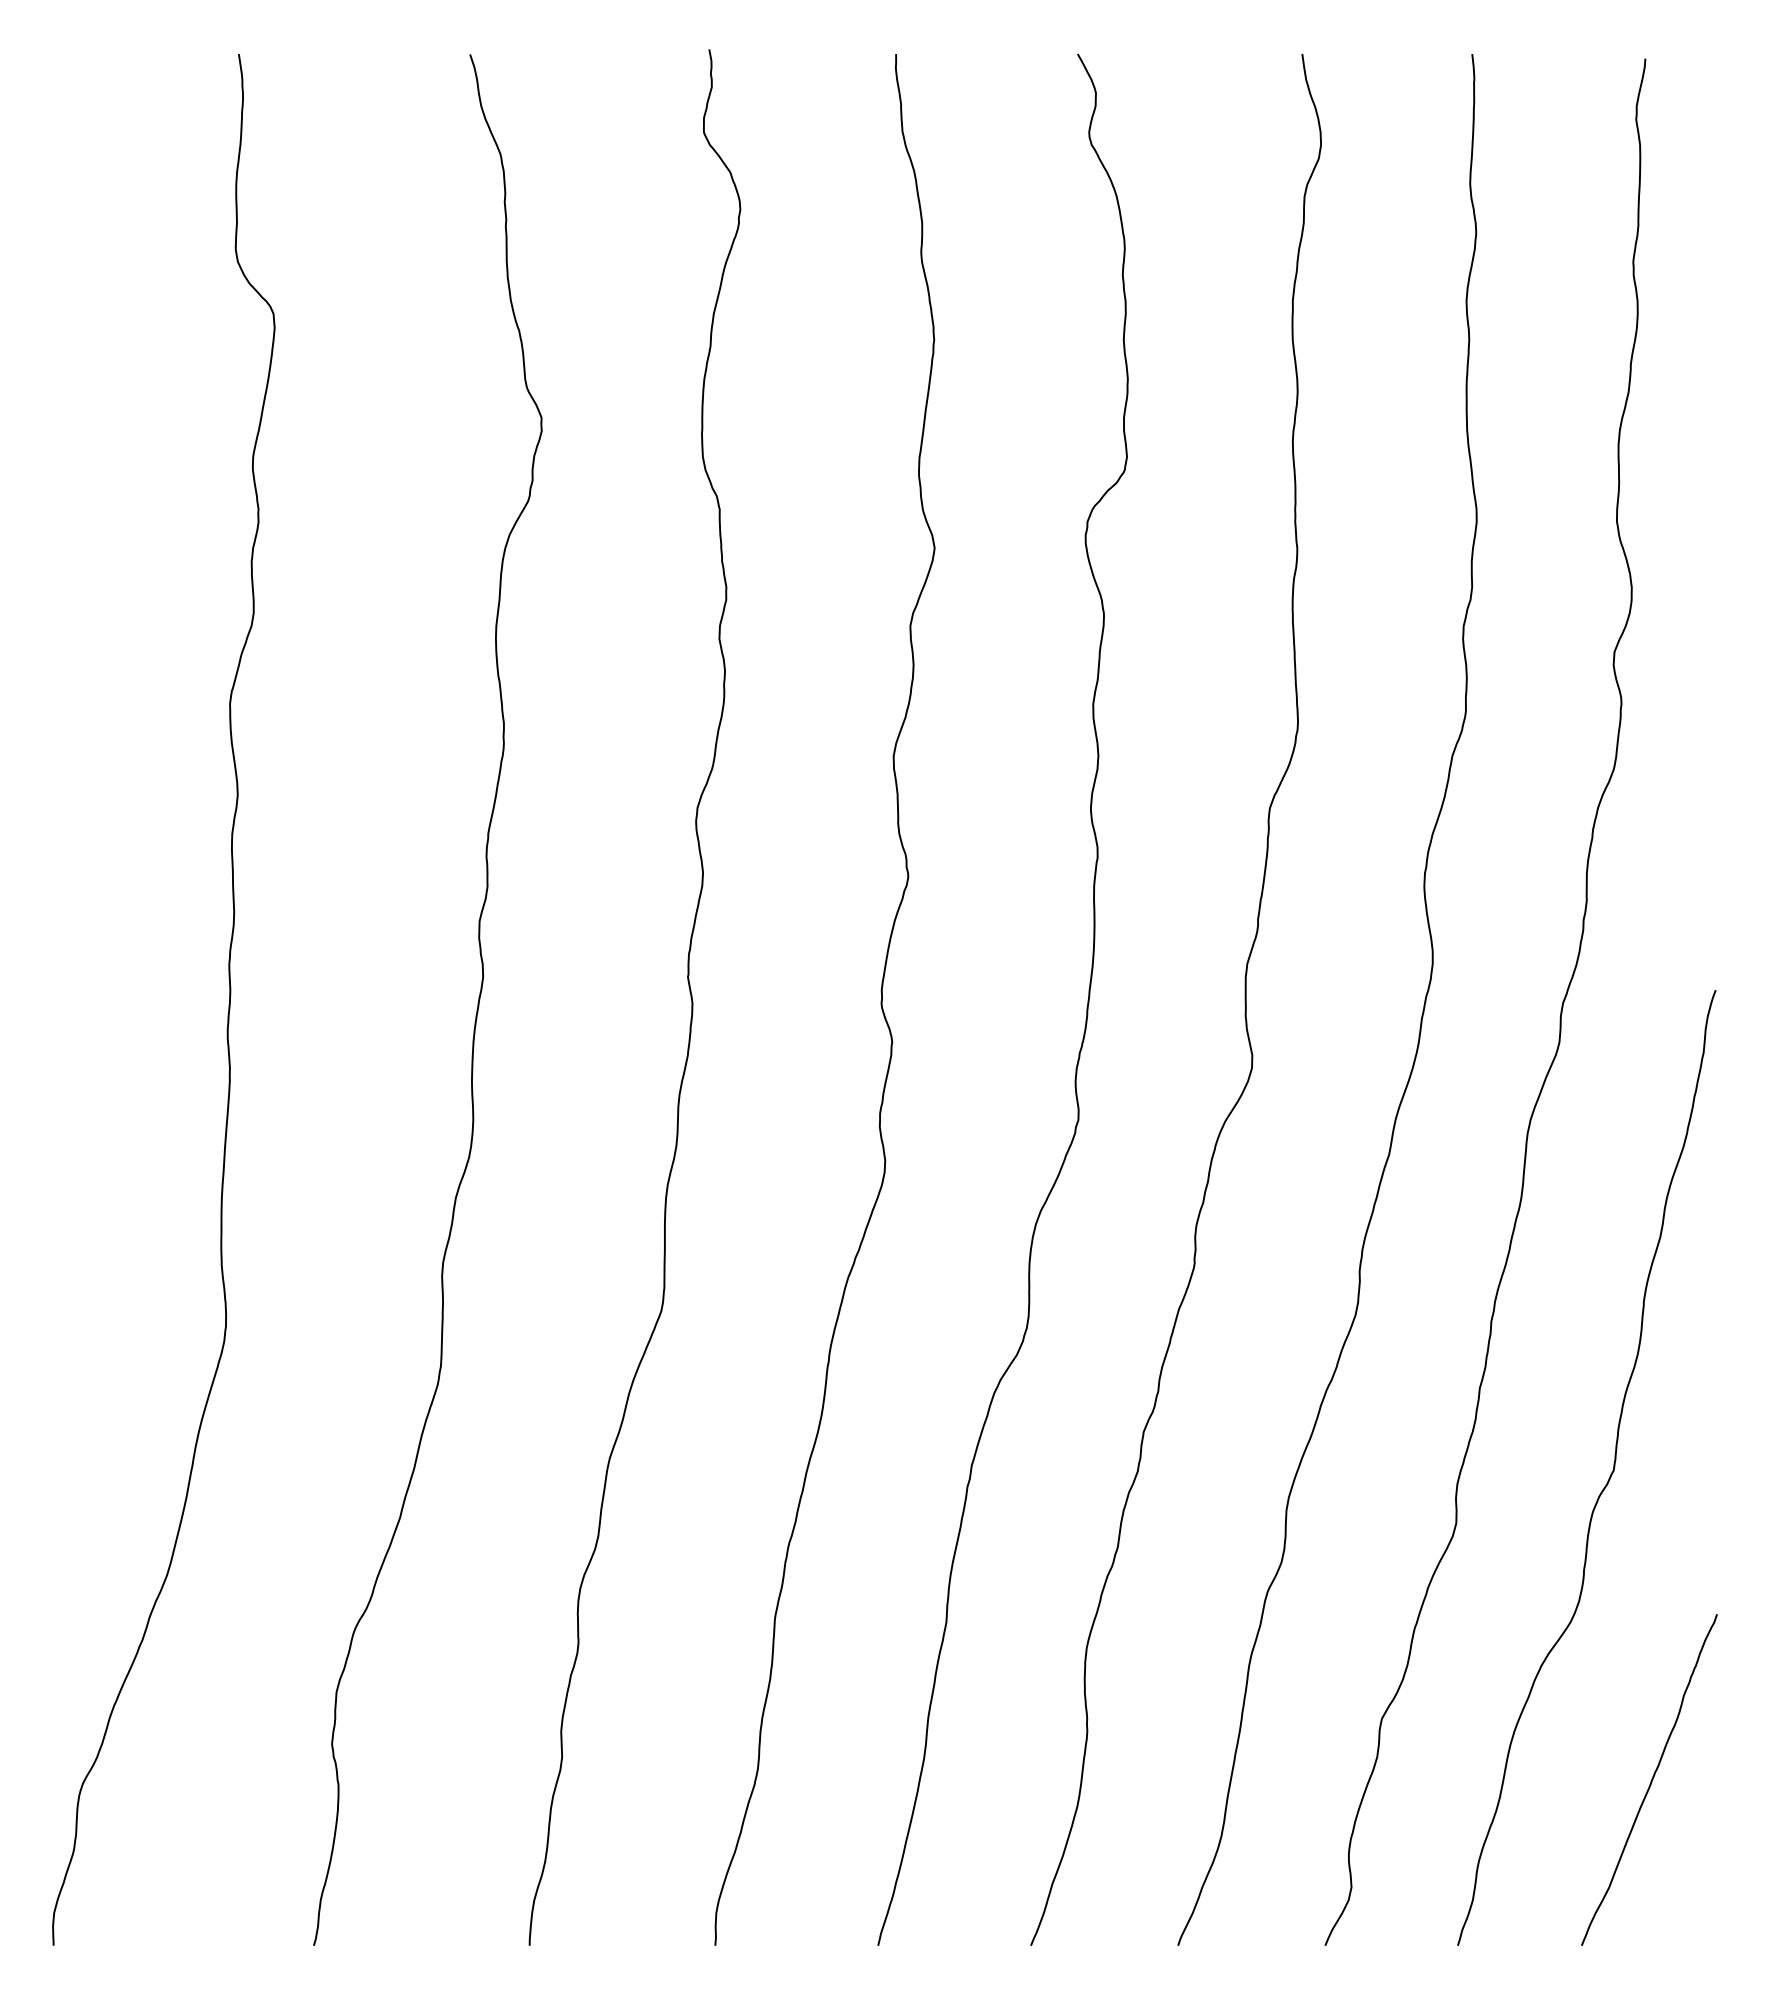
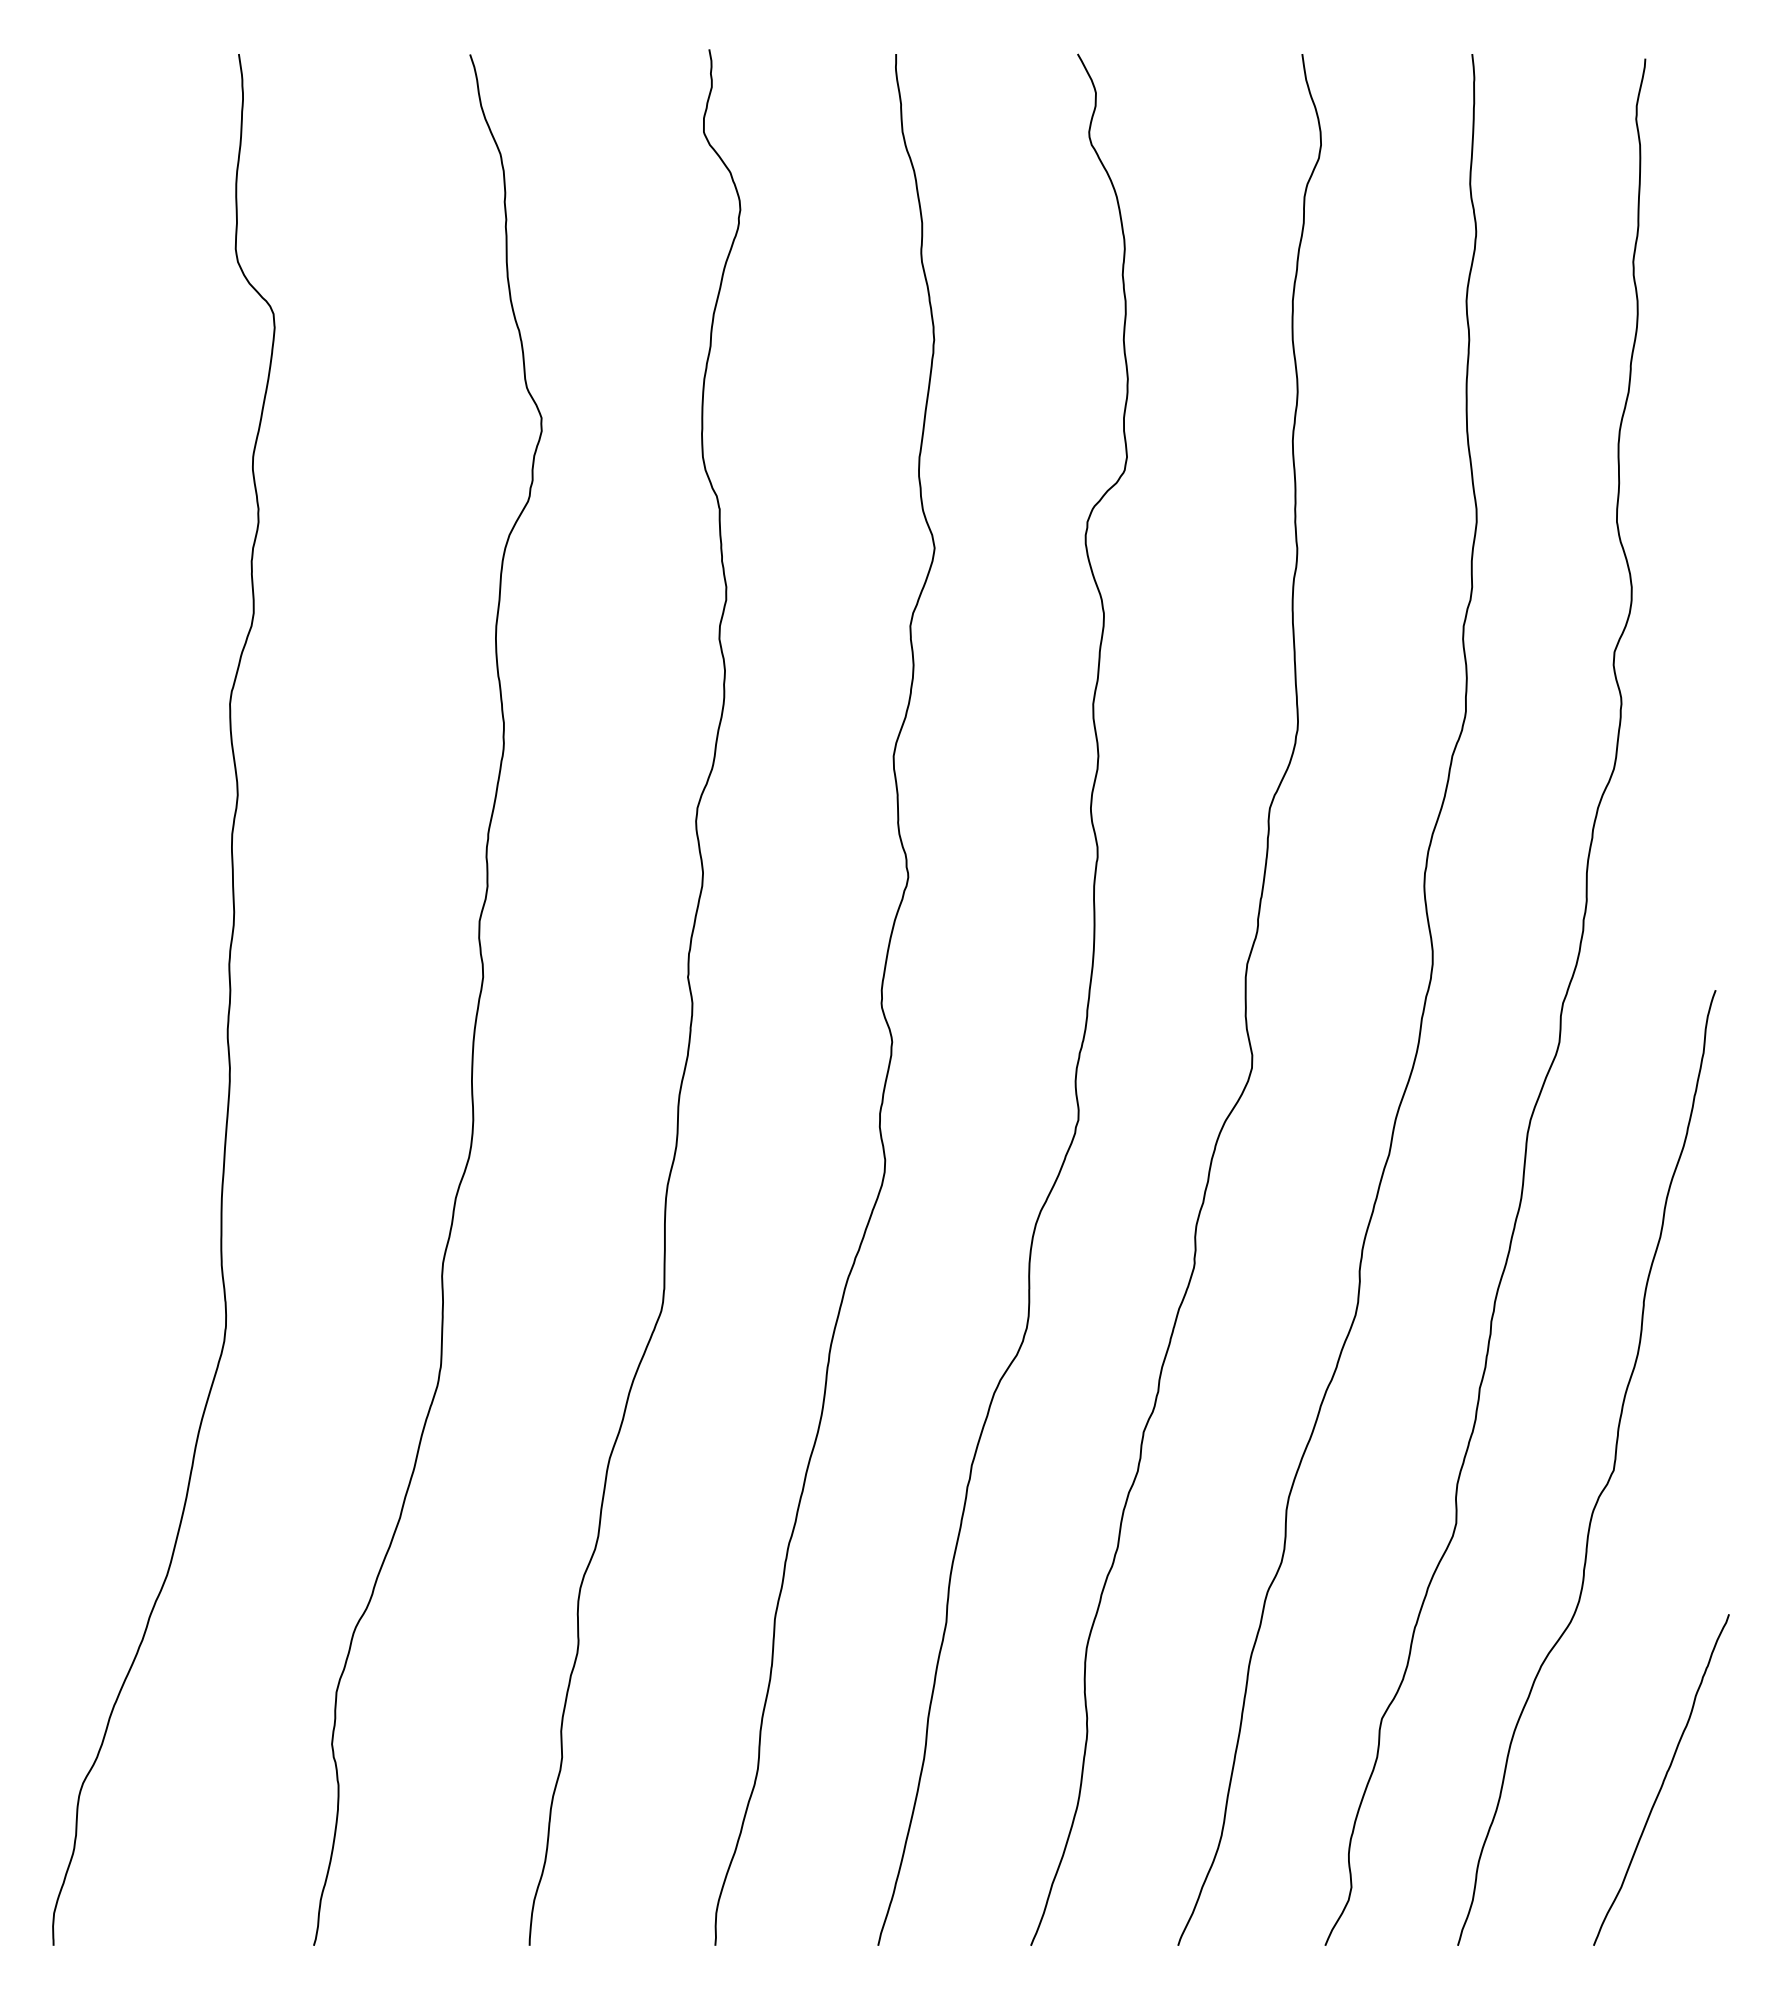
curve position: (1651, 1779) -> (1663, 1779) (1663, 1779)
